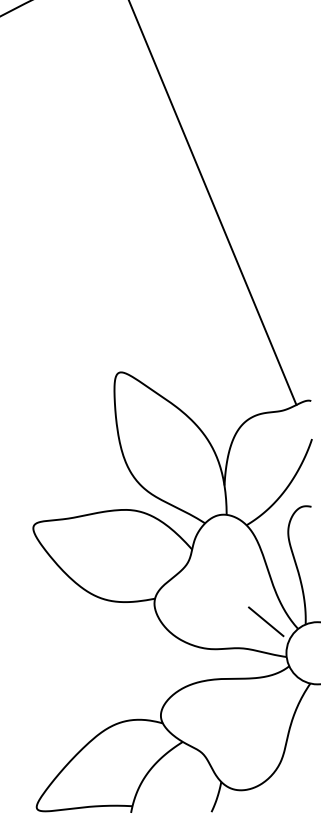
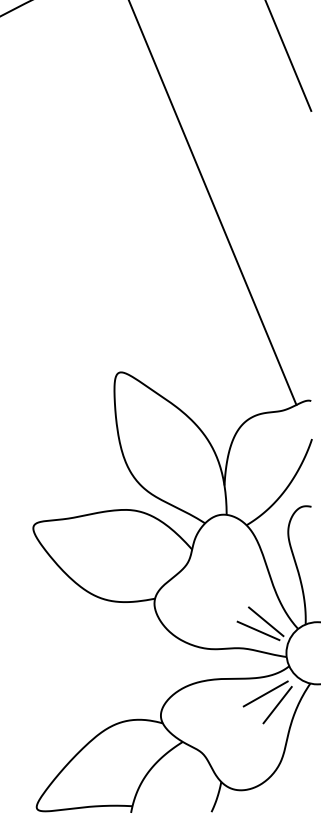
line: none -> present (288, 56)
line: none -> present (258, 630)
part: none -> present (263, 696)
